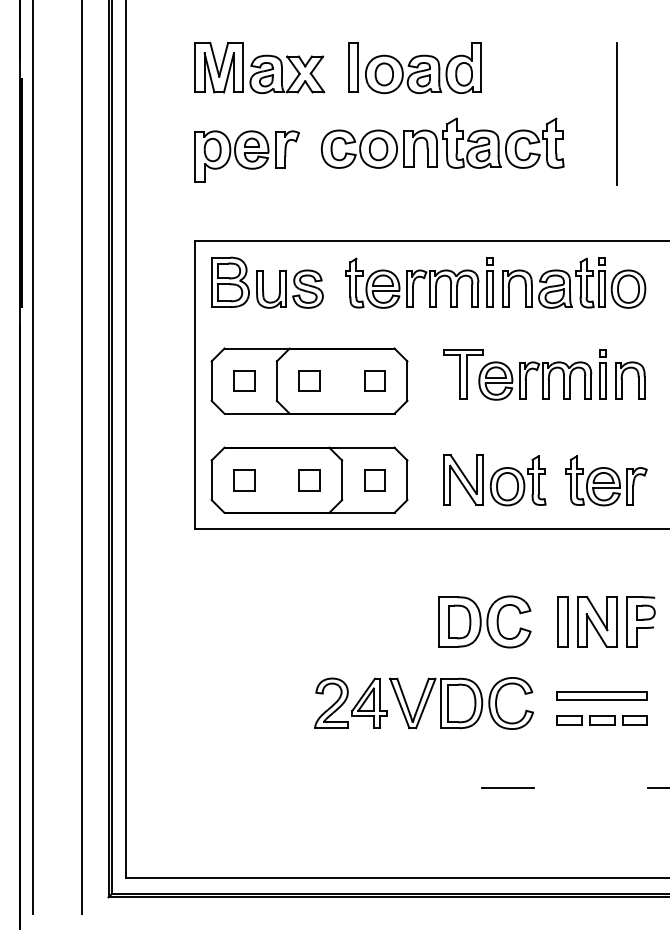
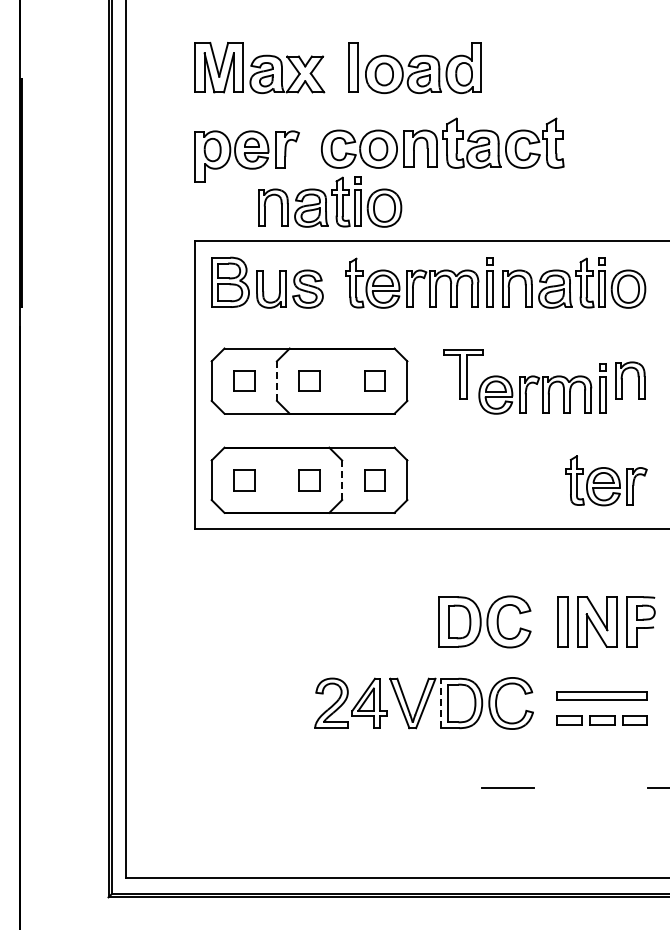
line: present -> none (616, 113)
part: none -> present (330, 201)
part position: (542, 374) -> (542, 388) (542, 388)
line: solid -> dashed (276, 381)
line: present -> none (32, 458)
line: present -> none (81, 458)
line: solid -> dashed (342, 480)
part: present -> none (494, 480)
line: solid -> dashed (441, 703)
